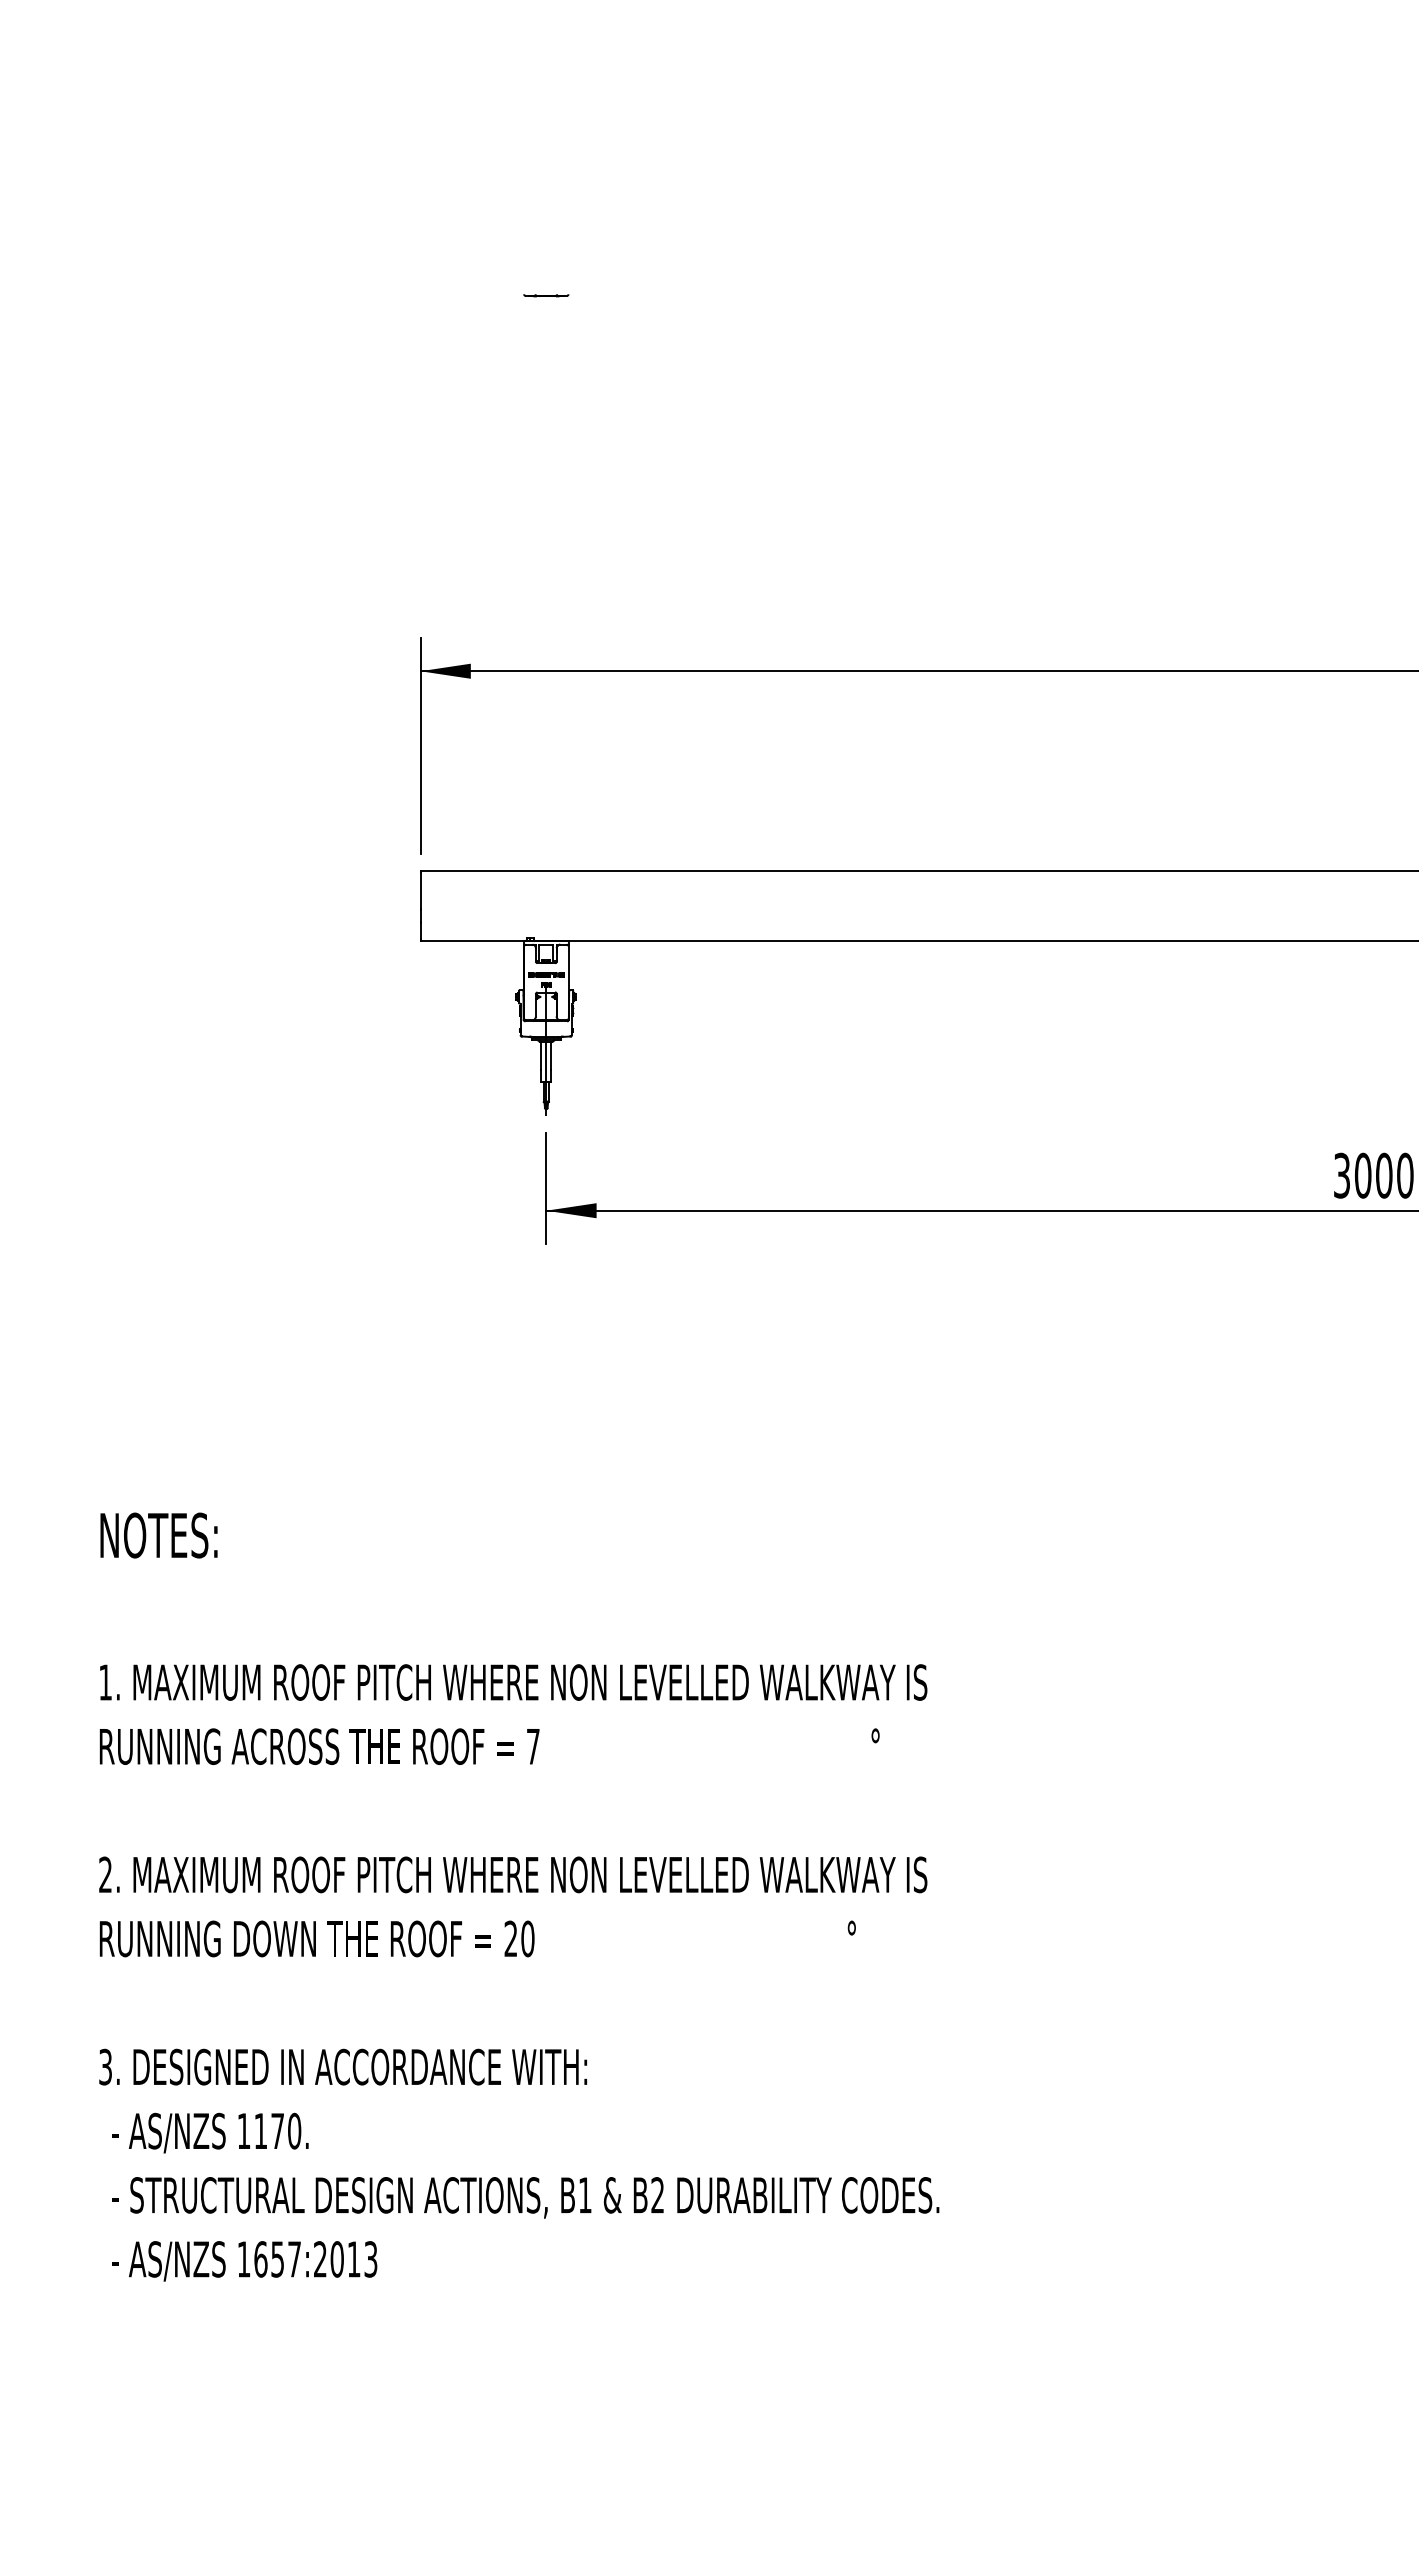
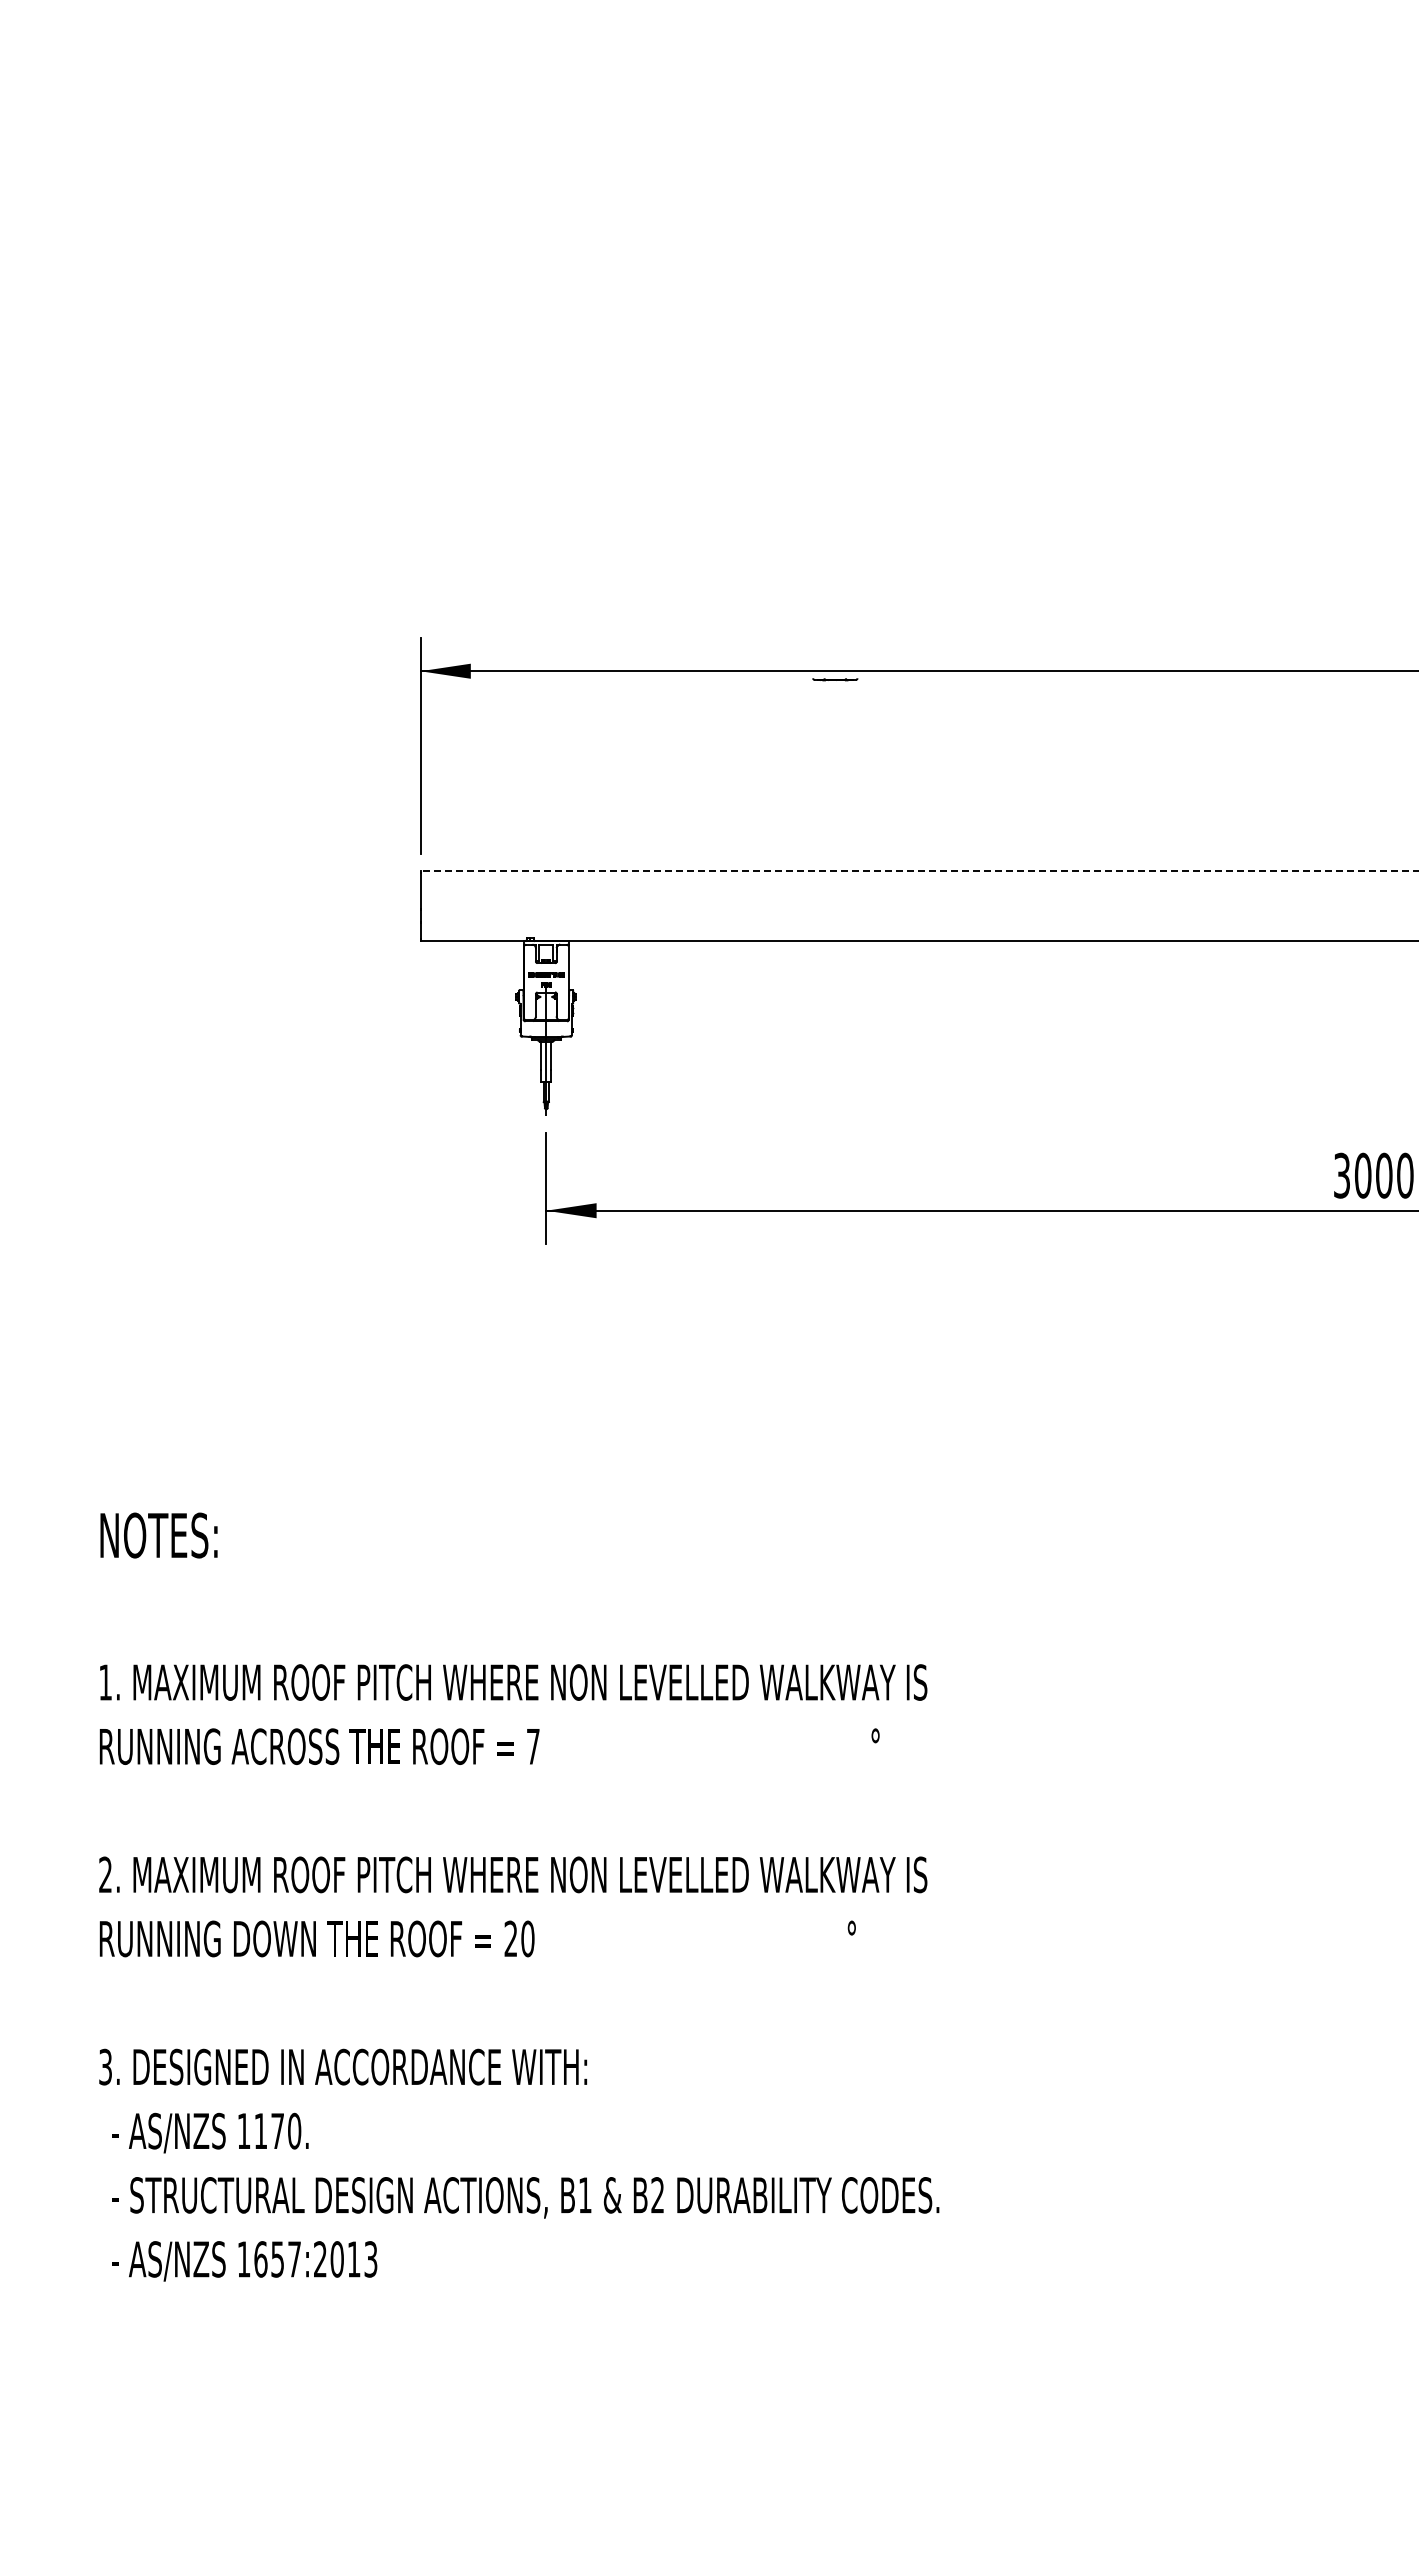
part position: (546, 295) -> (835, 679) (835, 679)
line: solid -> dashed (919, 871)
